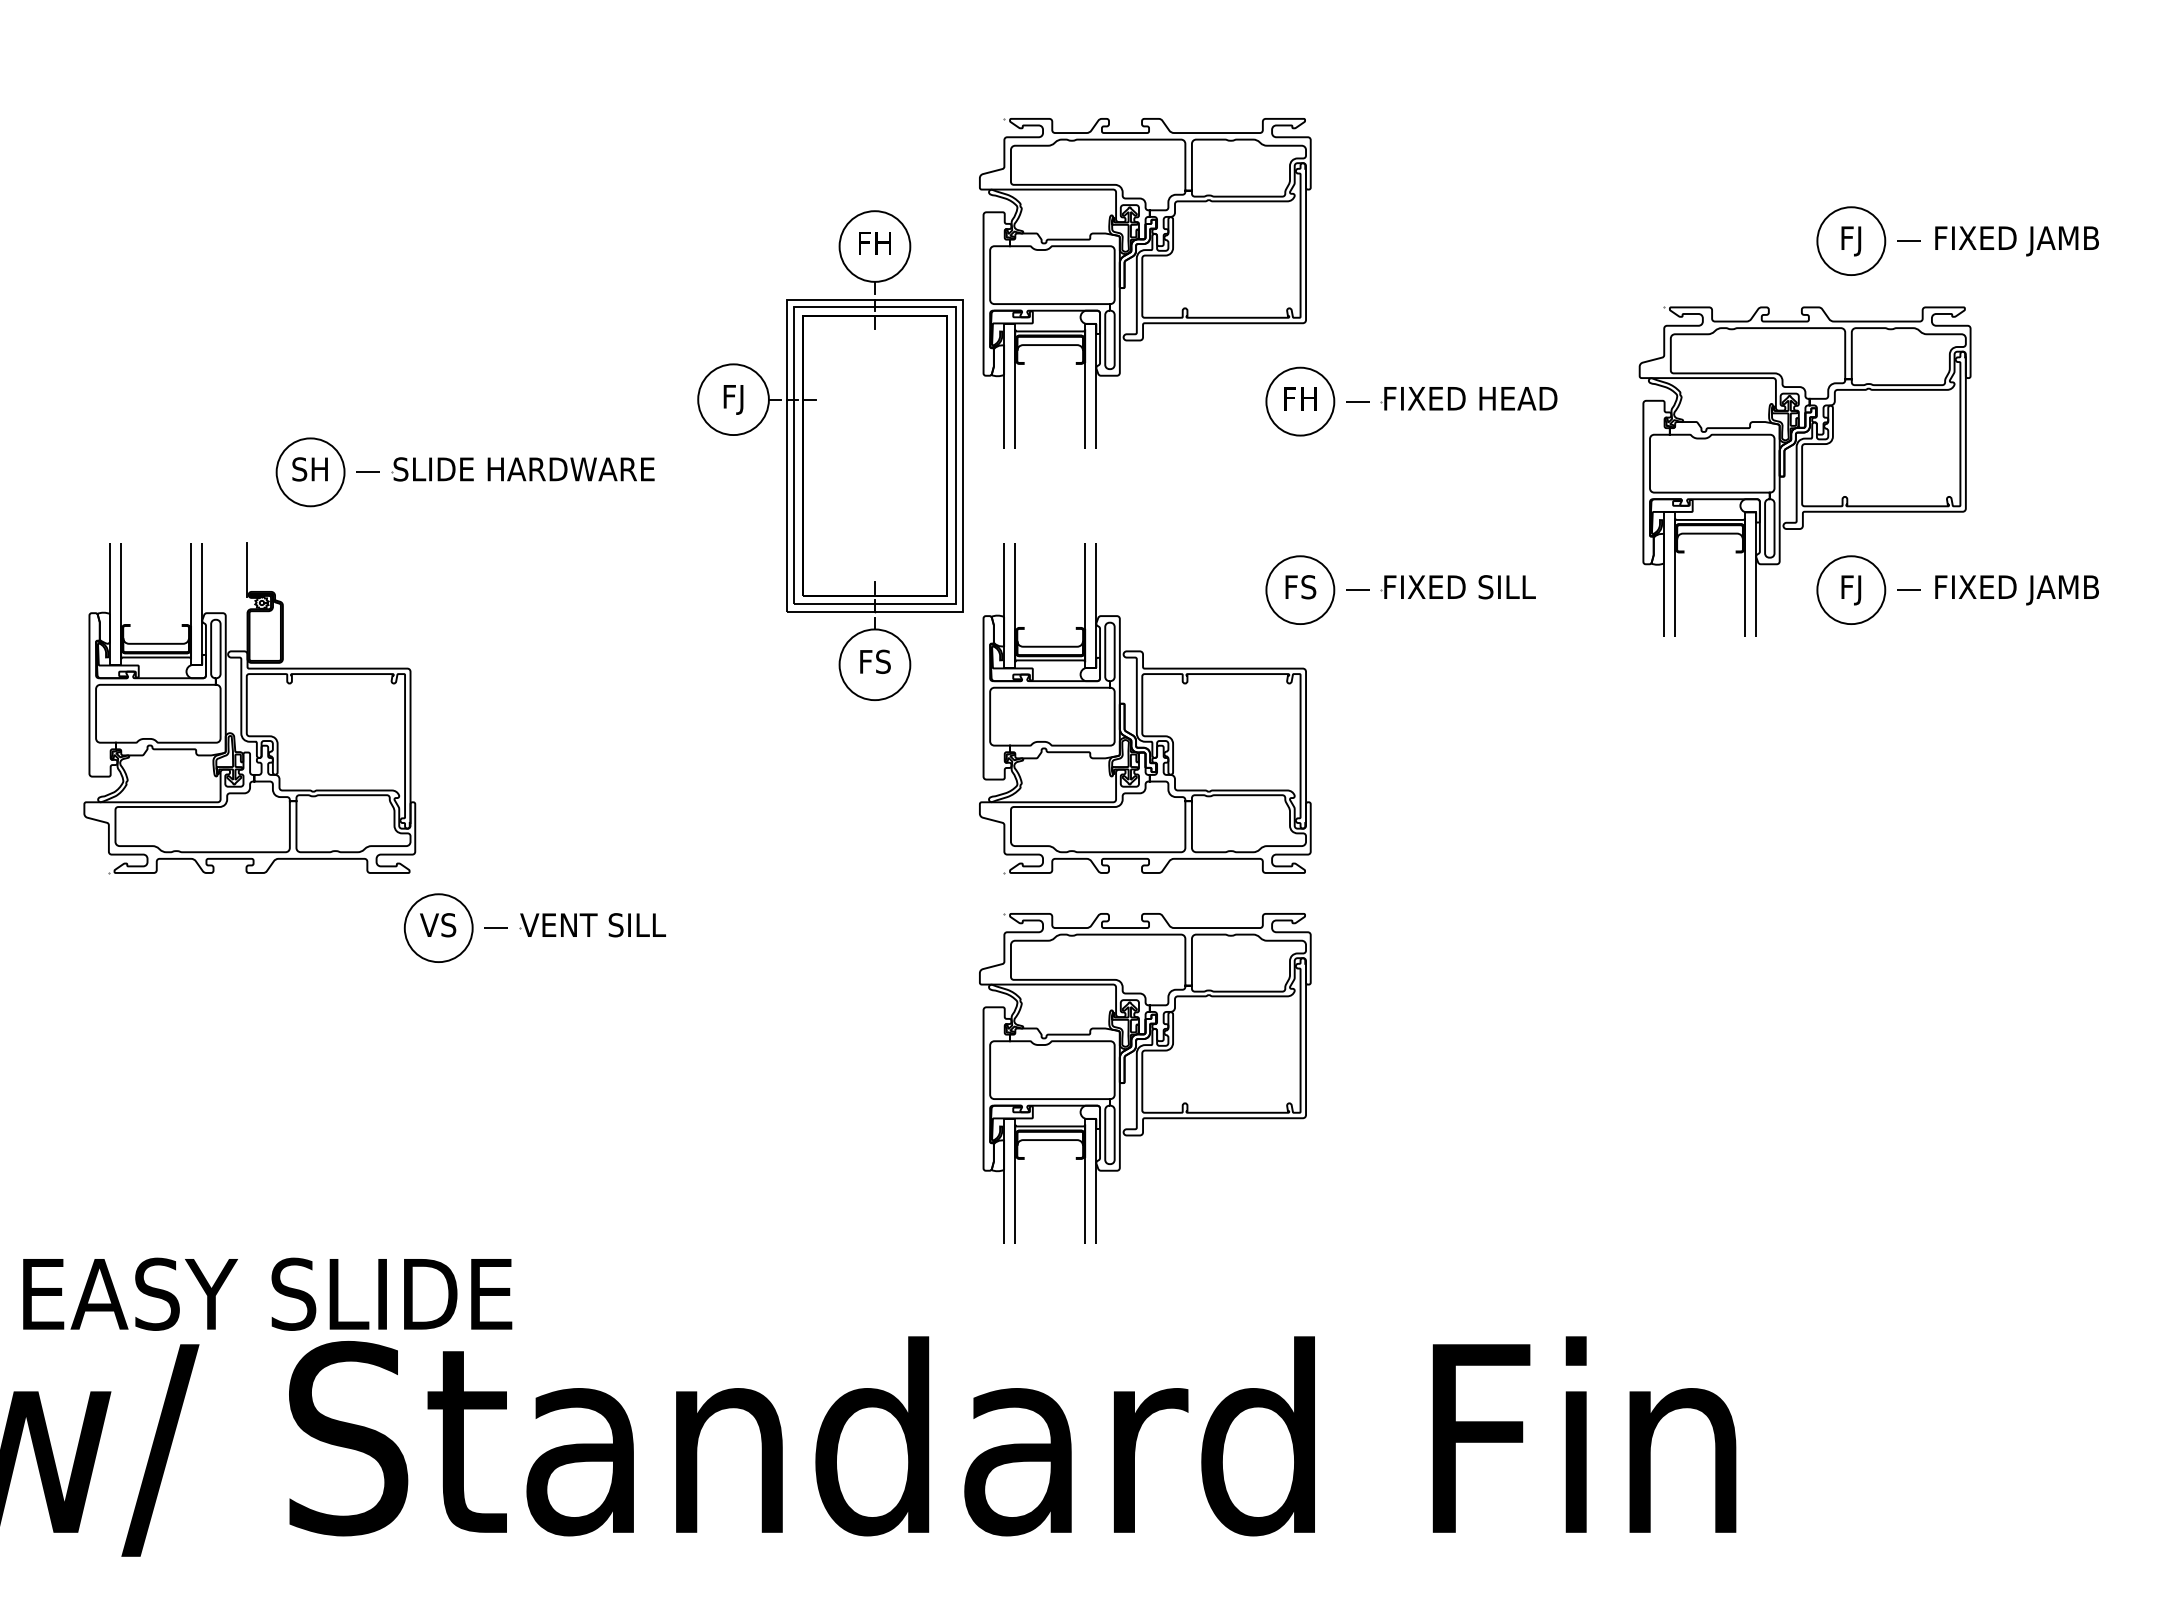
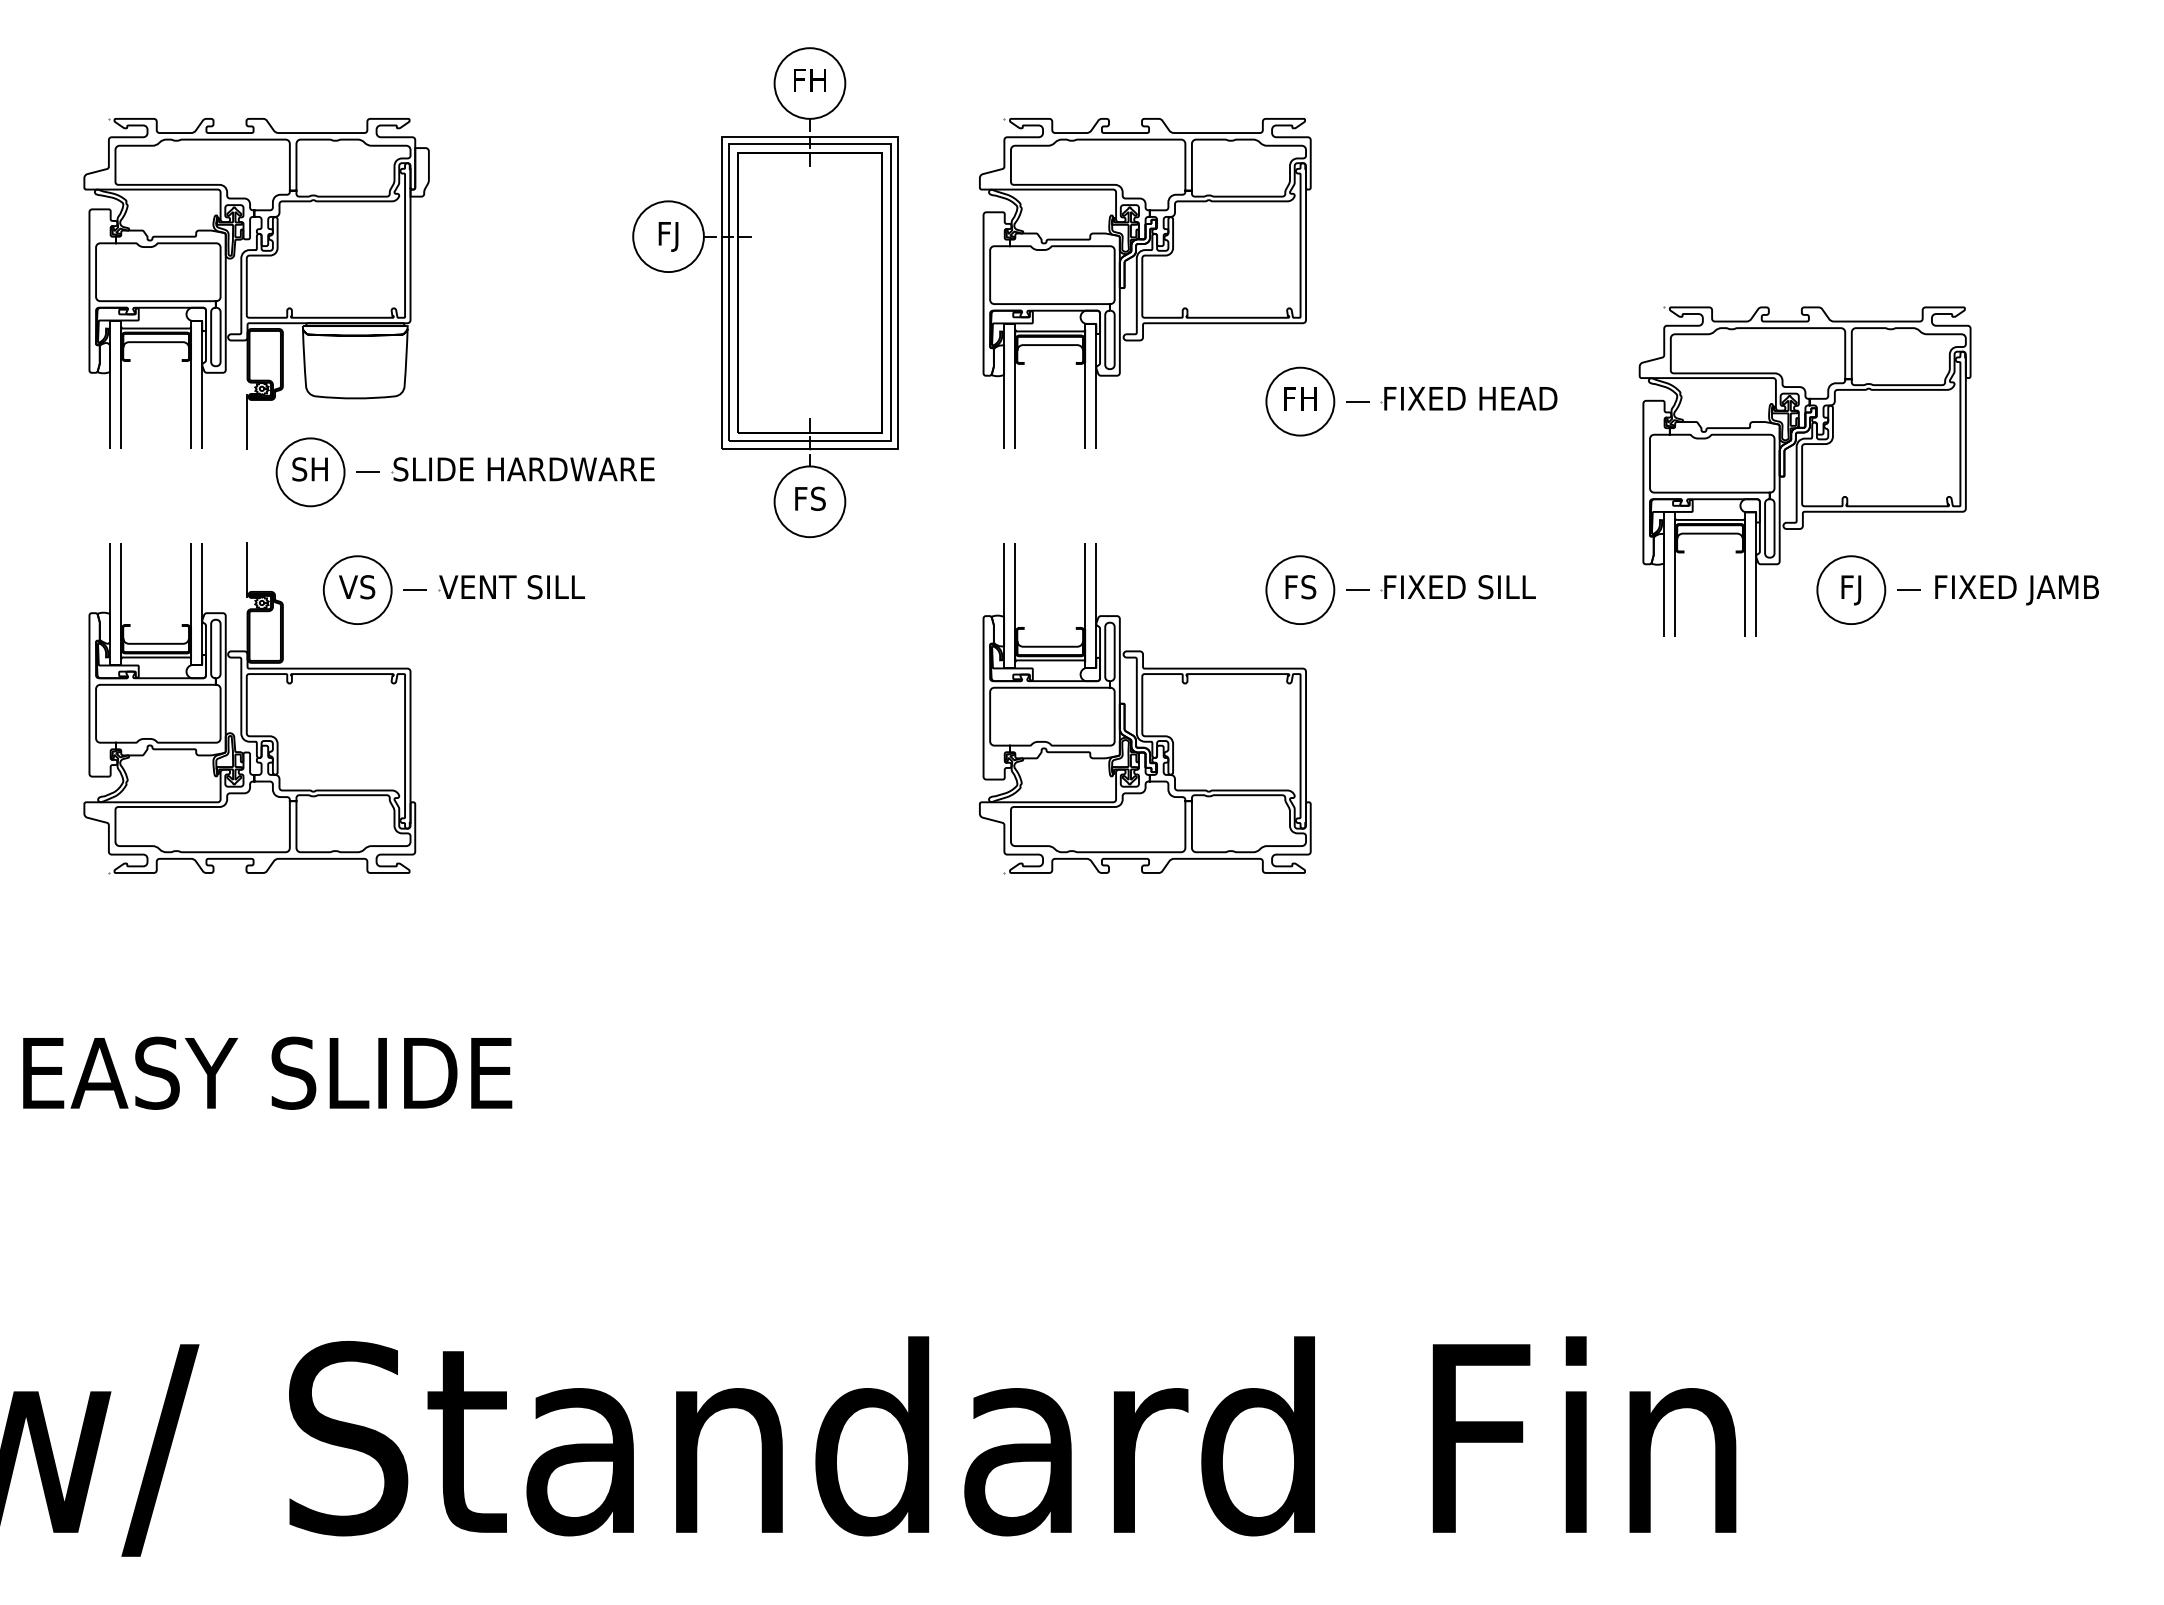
part: present -> none (1957, 240)
part: none -> present (256, 283)
part position: (830, 455) -> (765, 292) (765, 292)
part position: (534, 927) -> (453, 589) (453, 589)
part: present -> none (1145, 1078)
text position: (267, 1293) -> (267, 1072) (267, 1072)
